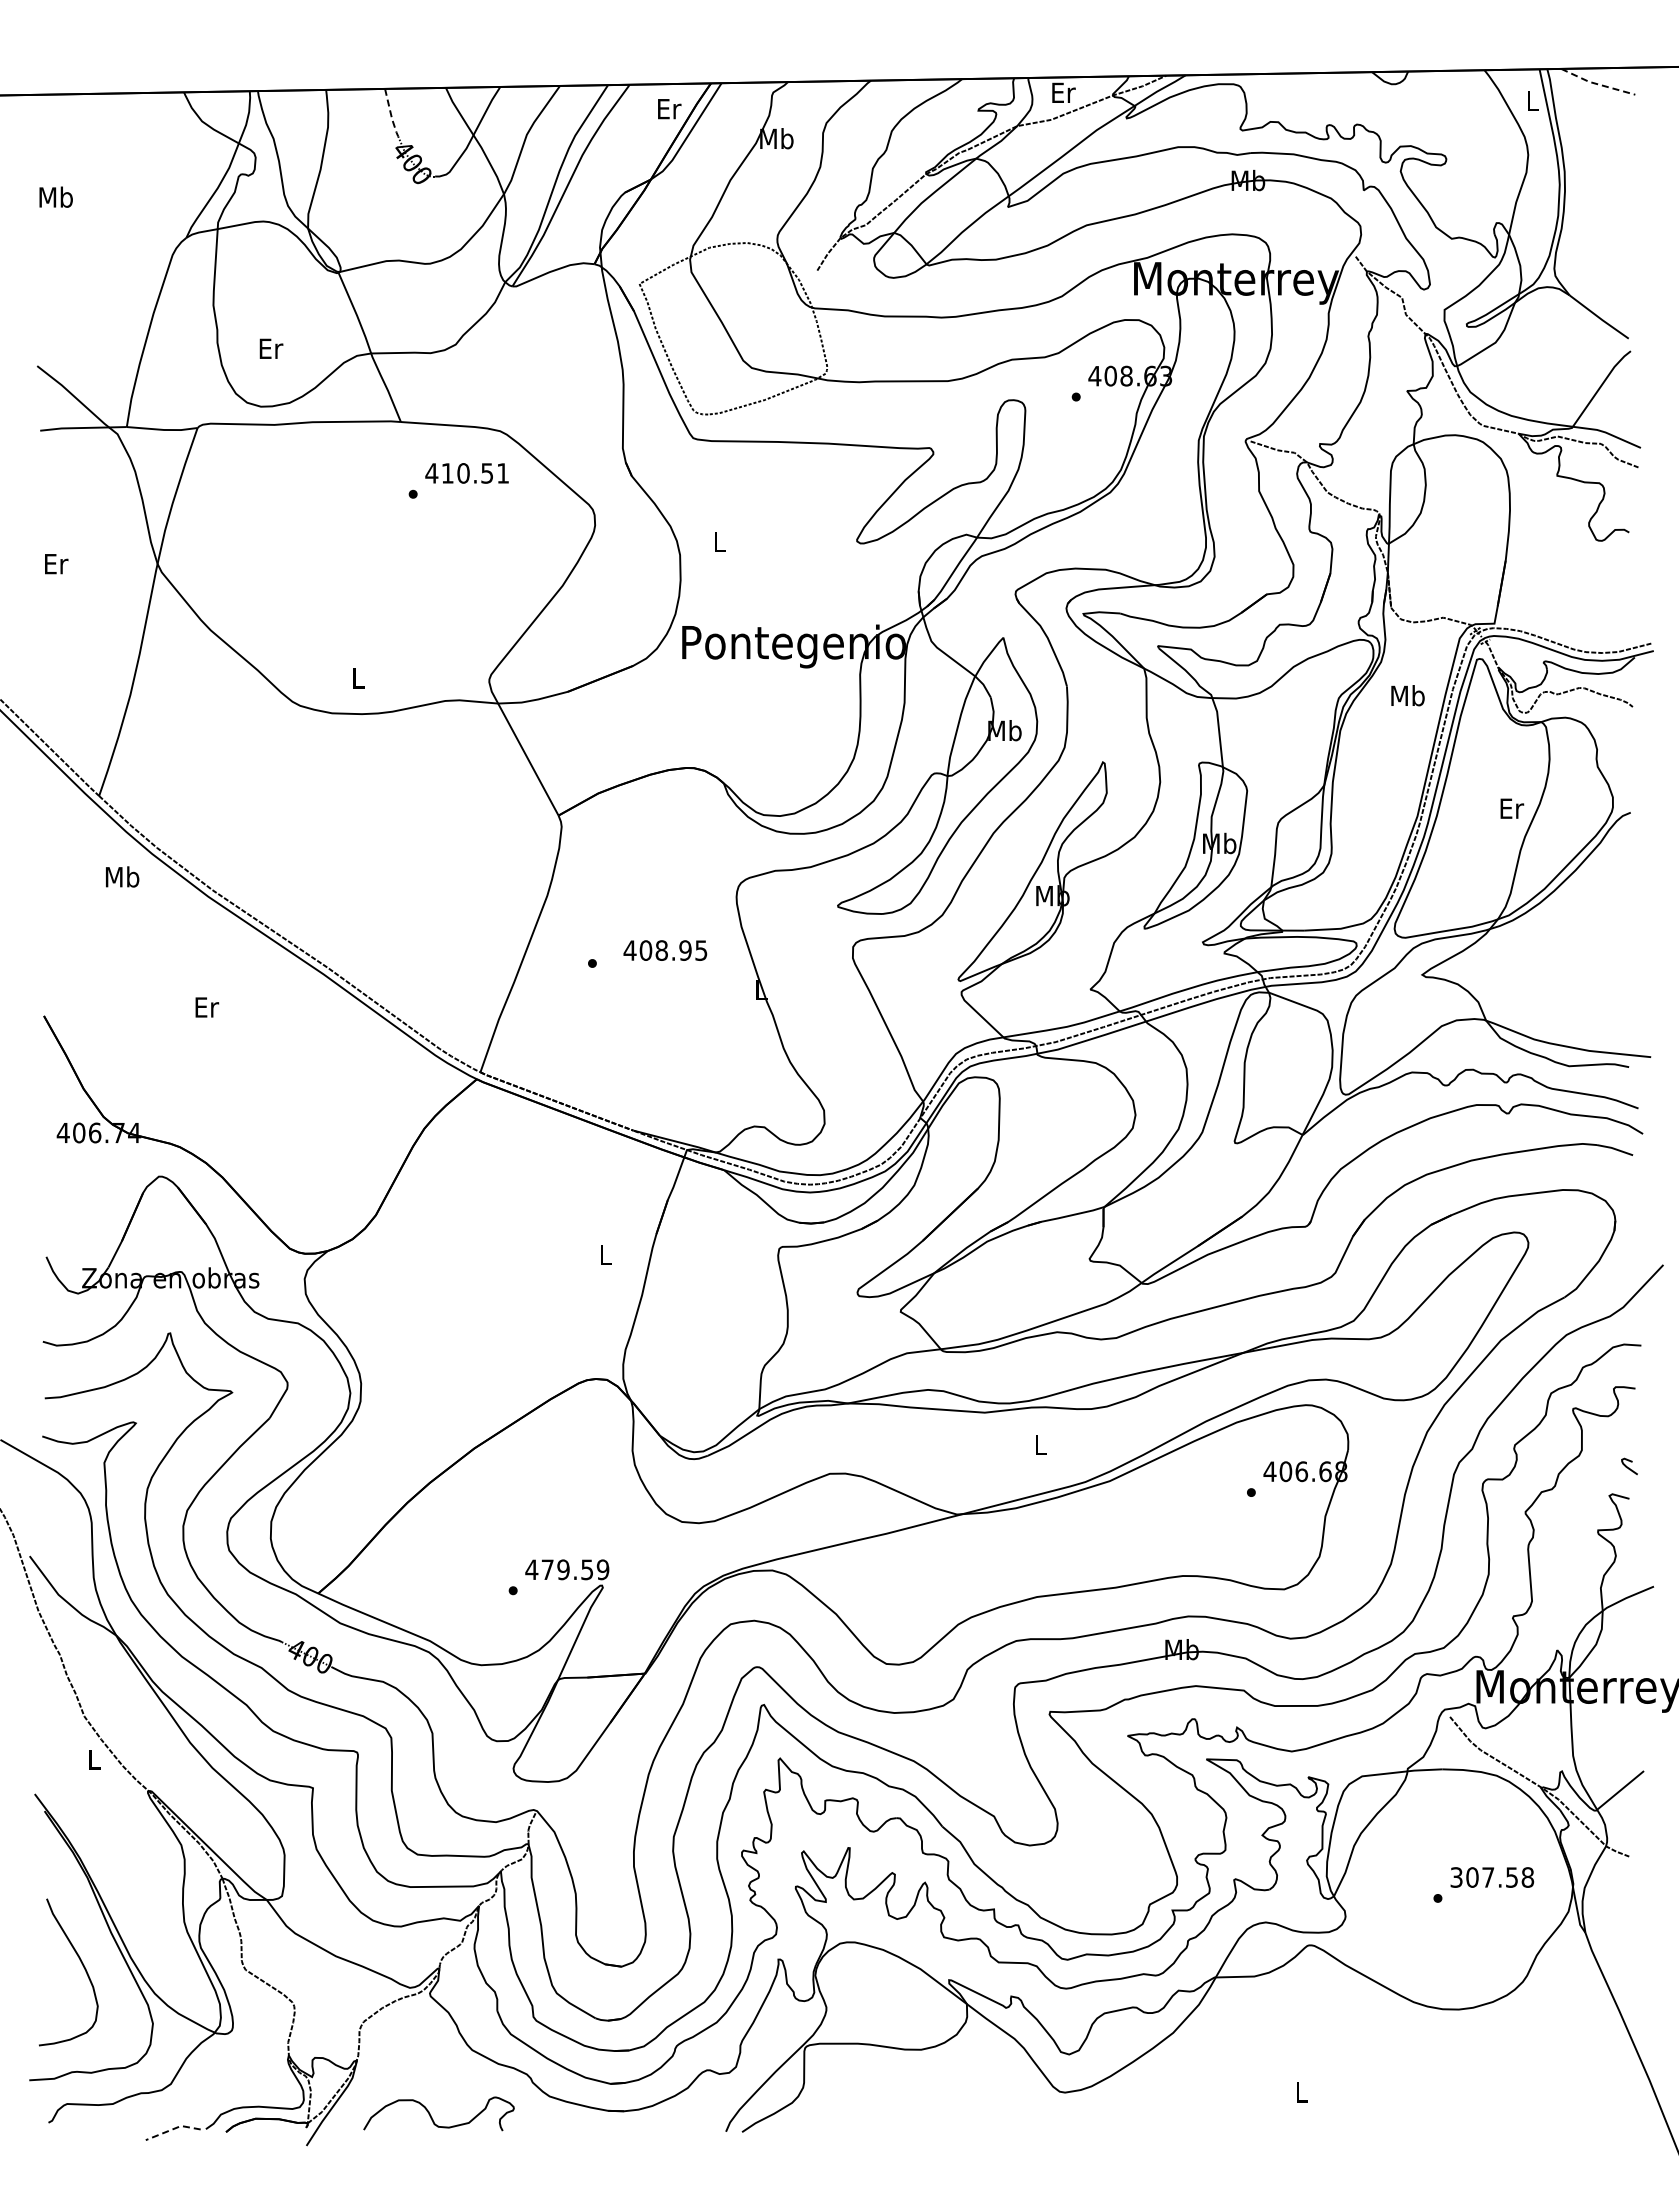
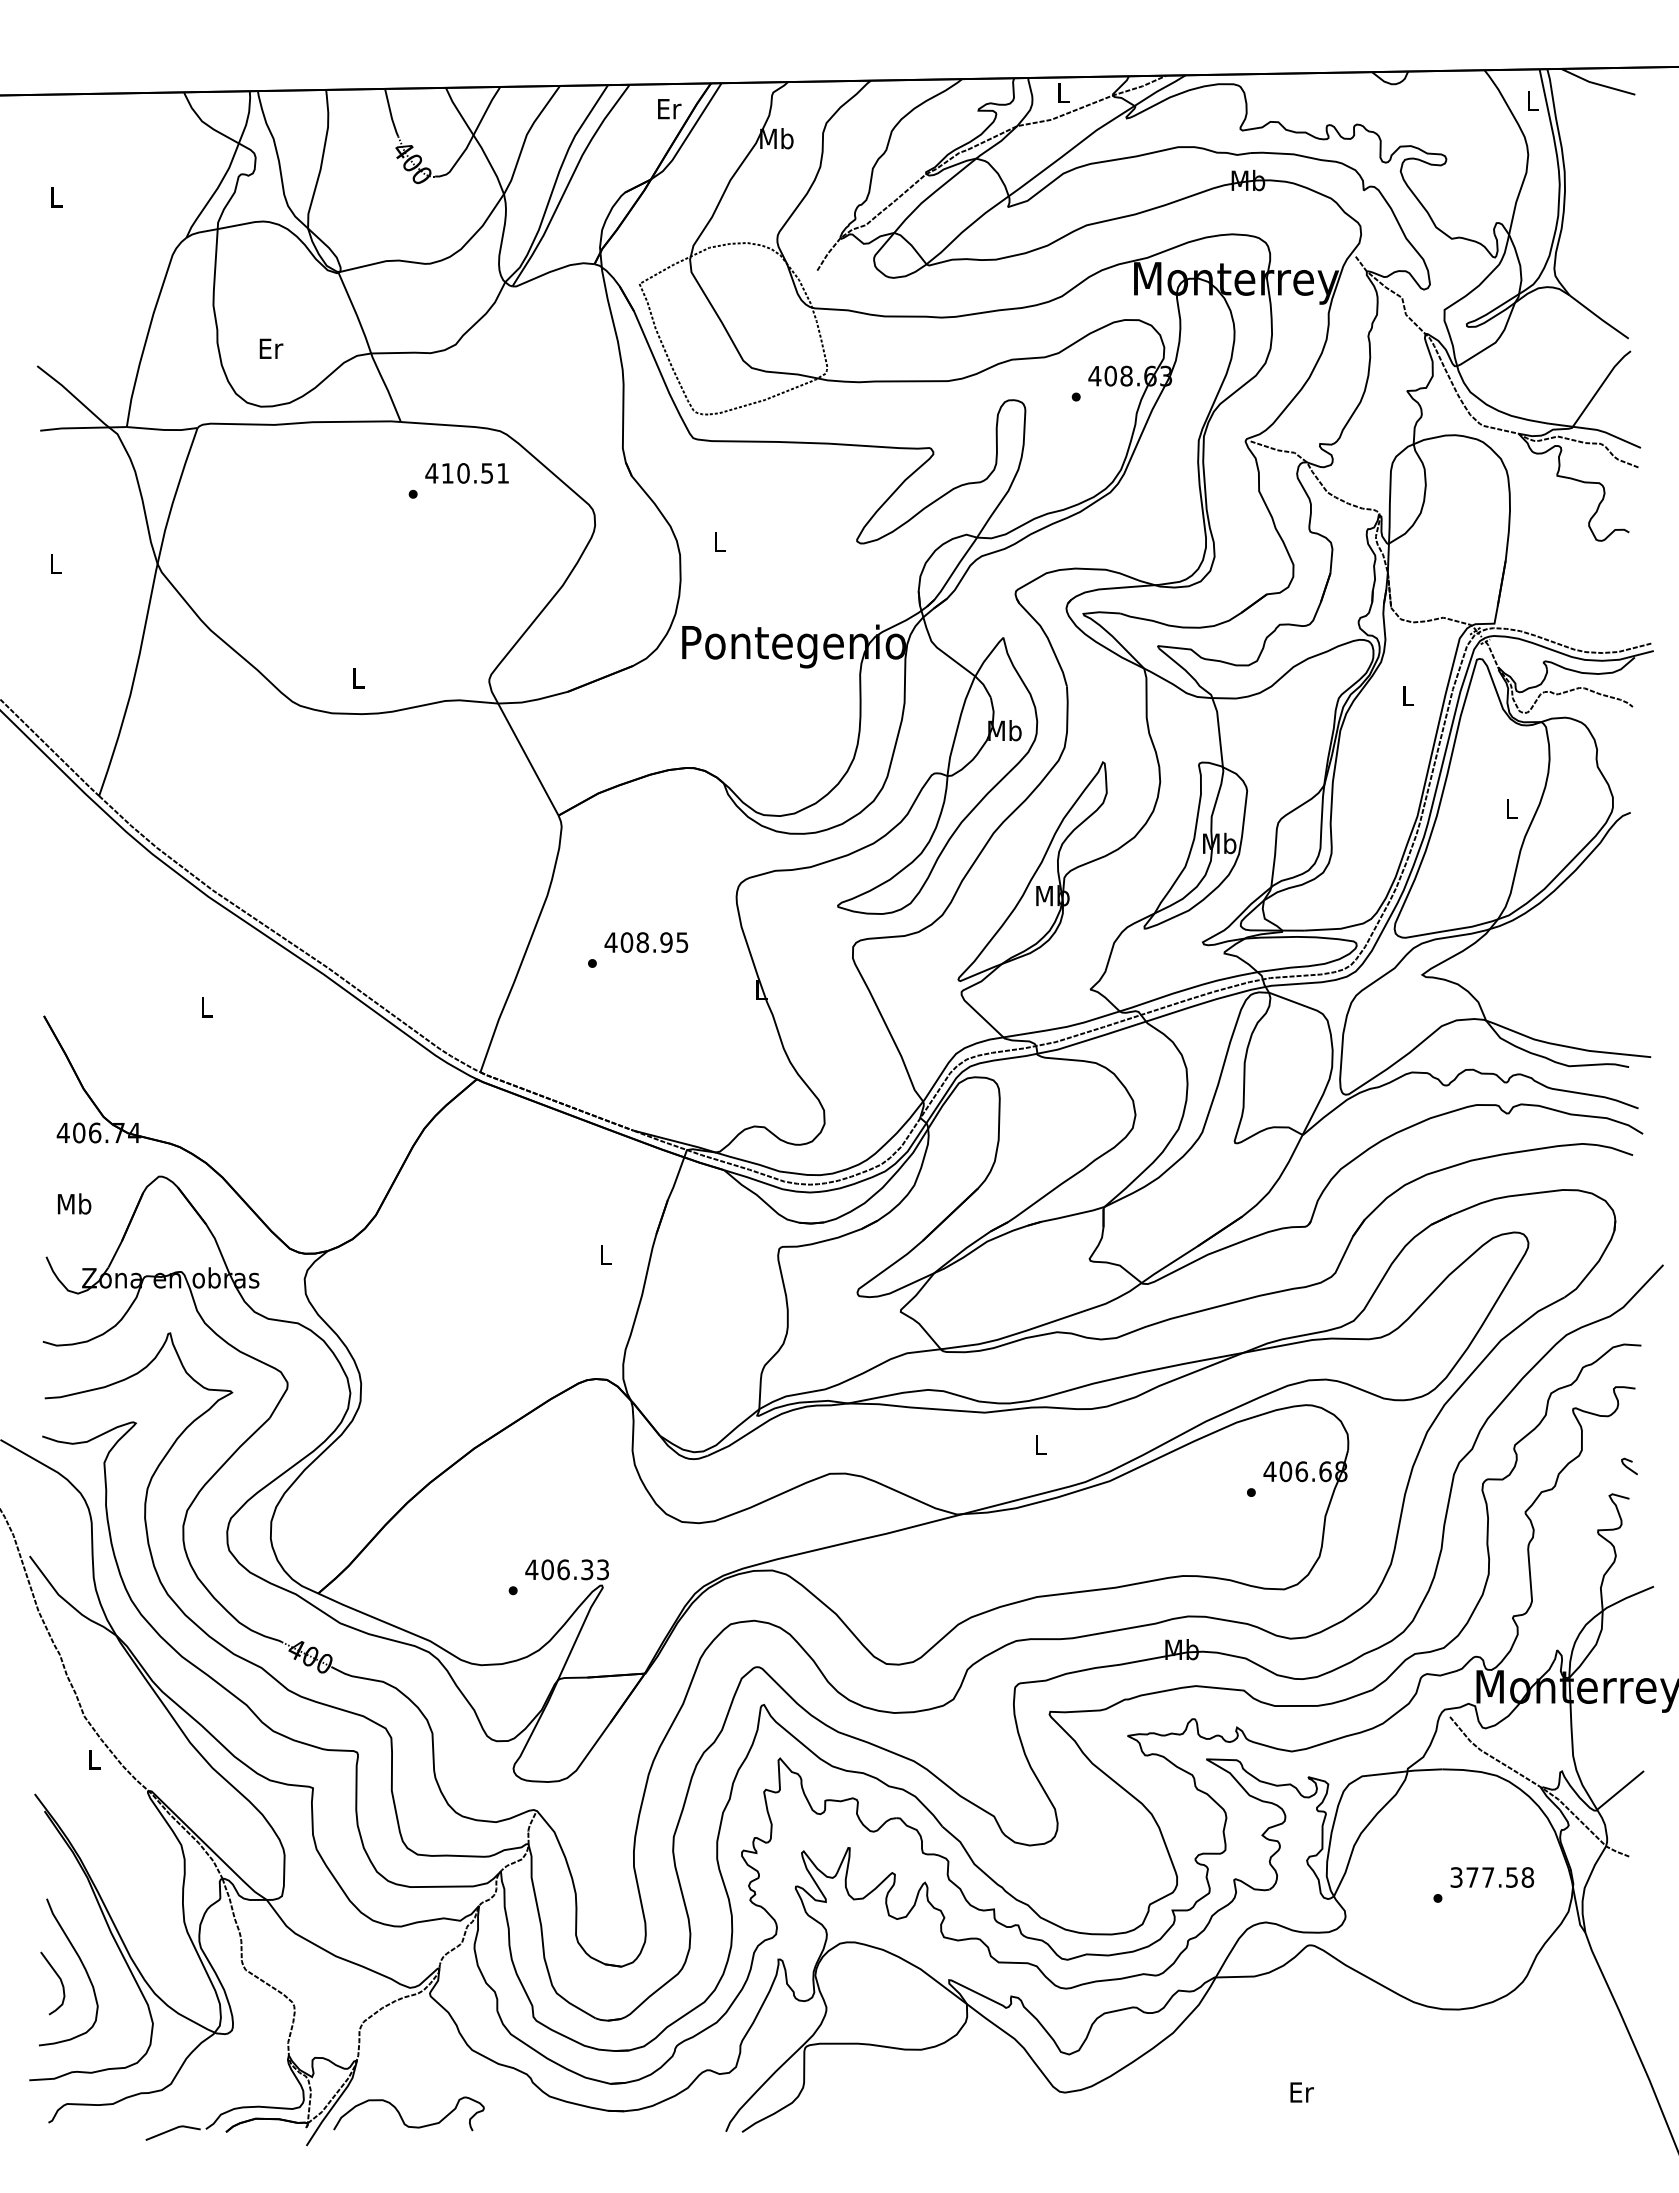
line: dashed -> solid (1596, 84)
text: Er -> L (1063, 92)
line: dashed -> solid (391, 115)
text: Mb -> L (55, 196)
text: Er -> L (56, 564)
text: Mb -> L (1407, 695)
text: Er -> L (1512, 808)
text position: (122, 876) -> (74, 1203) (74, 1203)
text position: (665, 950) -> (646, 942) (646, 942)
text: Er -> L (207, 1007)
text: 479.59 -> 406.33 (575, 1569)
text: 307.58 -> 377.58 (1472, 1877)
curve: none -> present (59, 1979)
text: L -> Er (1301, 2092)
curve position: (432, 2117) -> (402, 2117) (402, 2117)
line: dashed -> solid (173, 2129)
